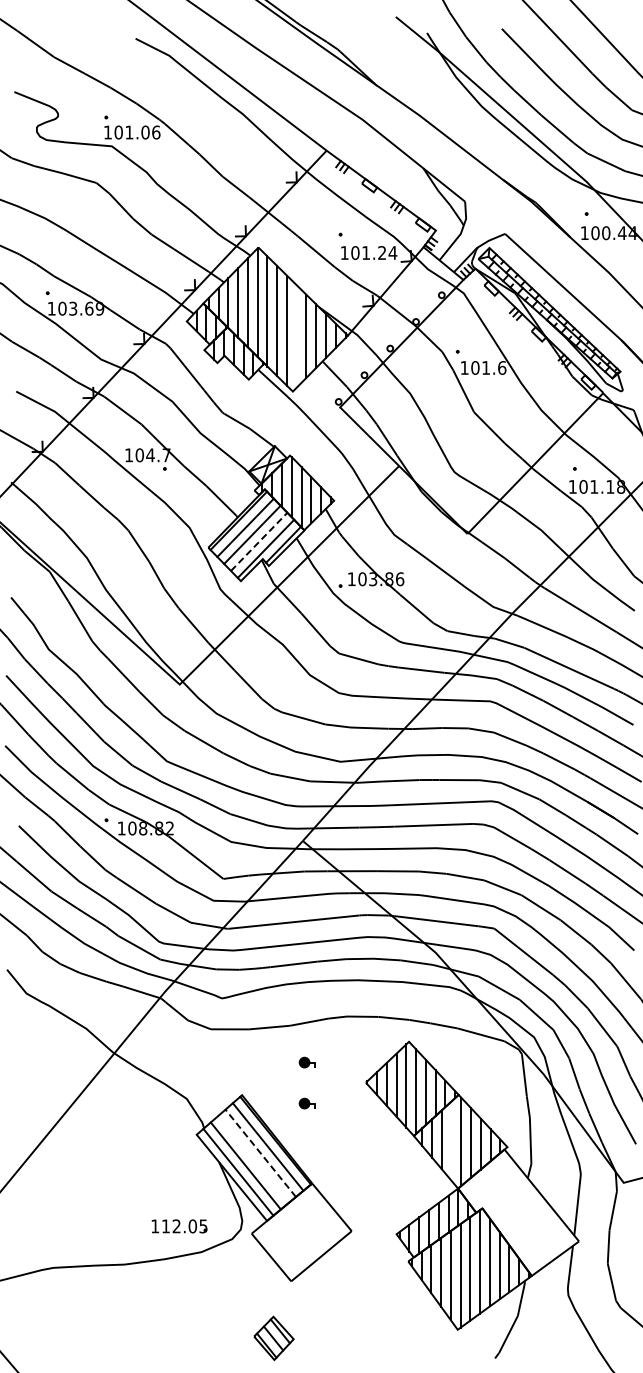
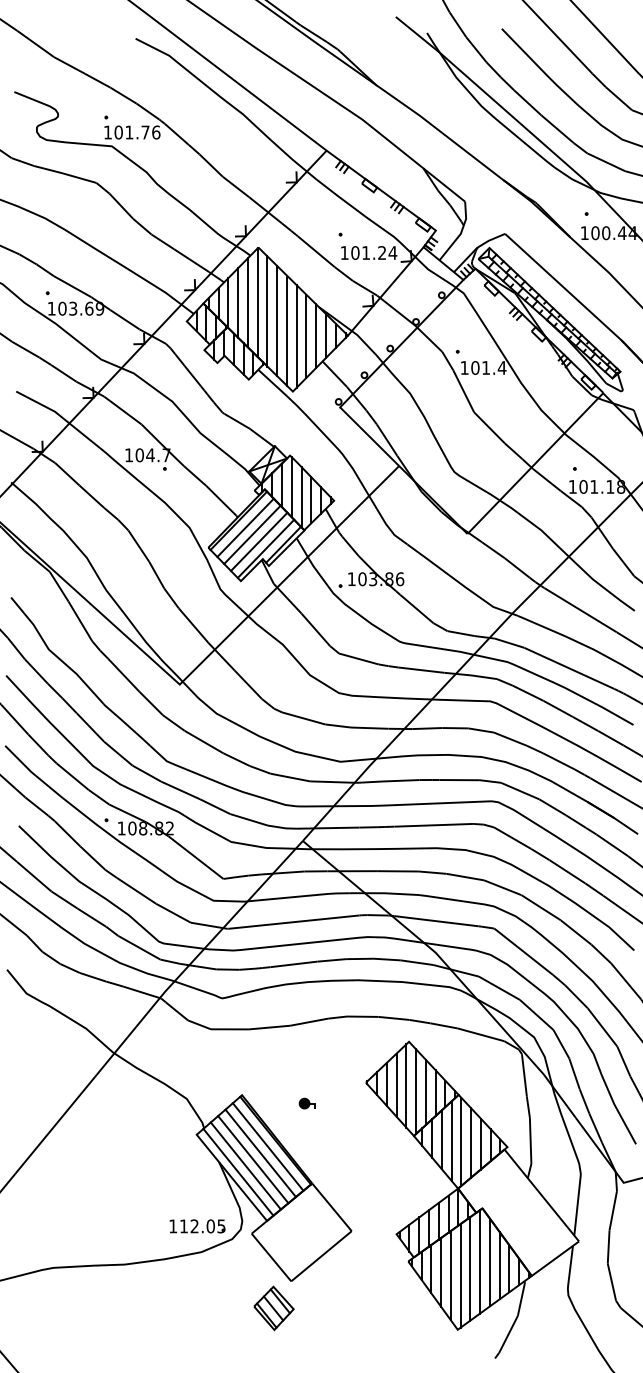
text: 101.06 -> 101.76 (145, 132)
line: none -> present (296, 336)
text: 101.6 -> 101.4 (501, 367)
line: dashed -> solid (259, 541)
part: present -> none (306, 1062)
line: none -> present (451, 1140)
line: dashed -> solid (260, 1152)
line: none -> present (253, 1159)
text position: (179, 1226) -> (197, 1226) (197, 1226)
part position: (273, 1338) -> (273, 1308) (273, 1308)
